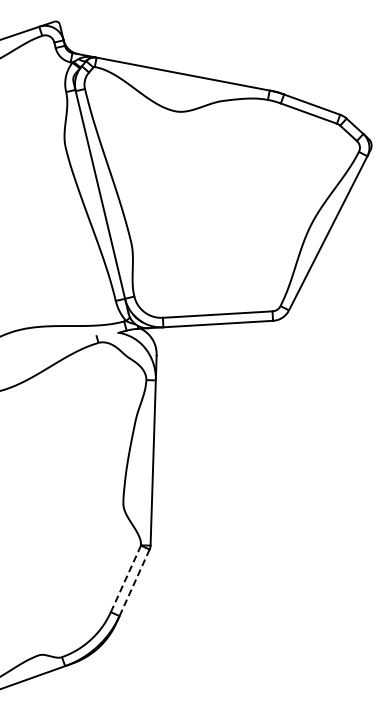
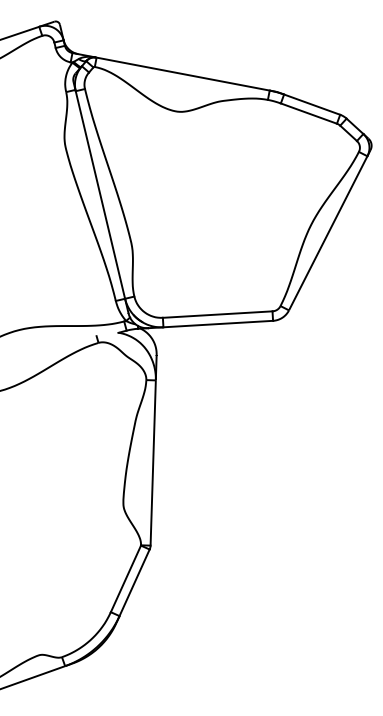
line: dashed -> solid (125, 578)
line: dashed -> solid (134, 582)
